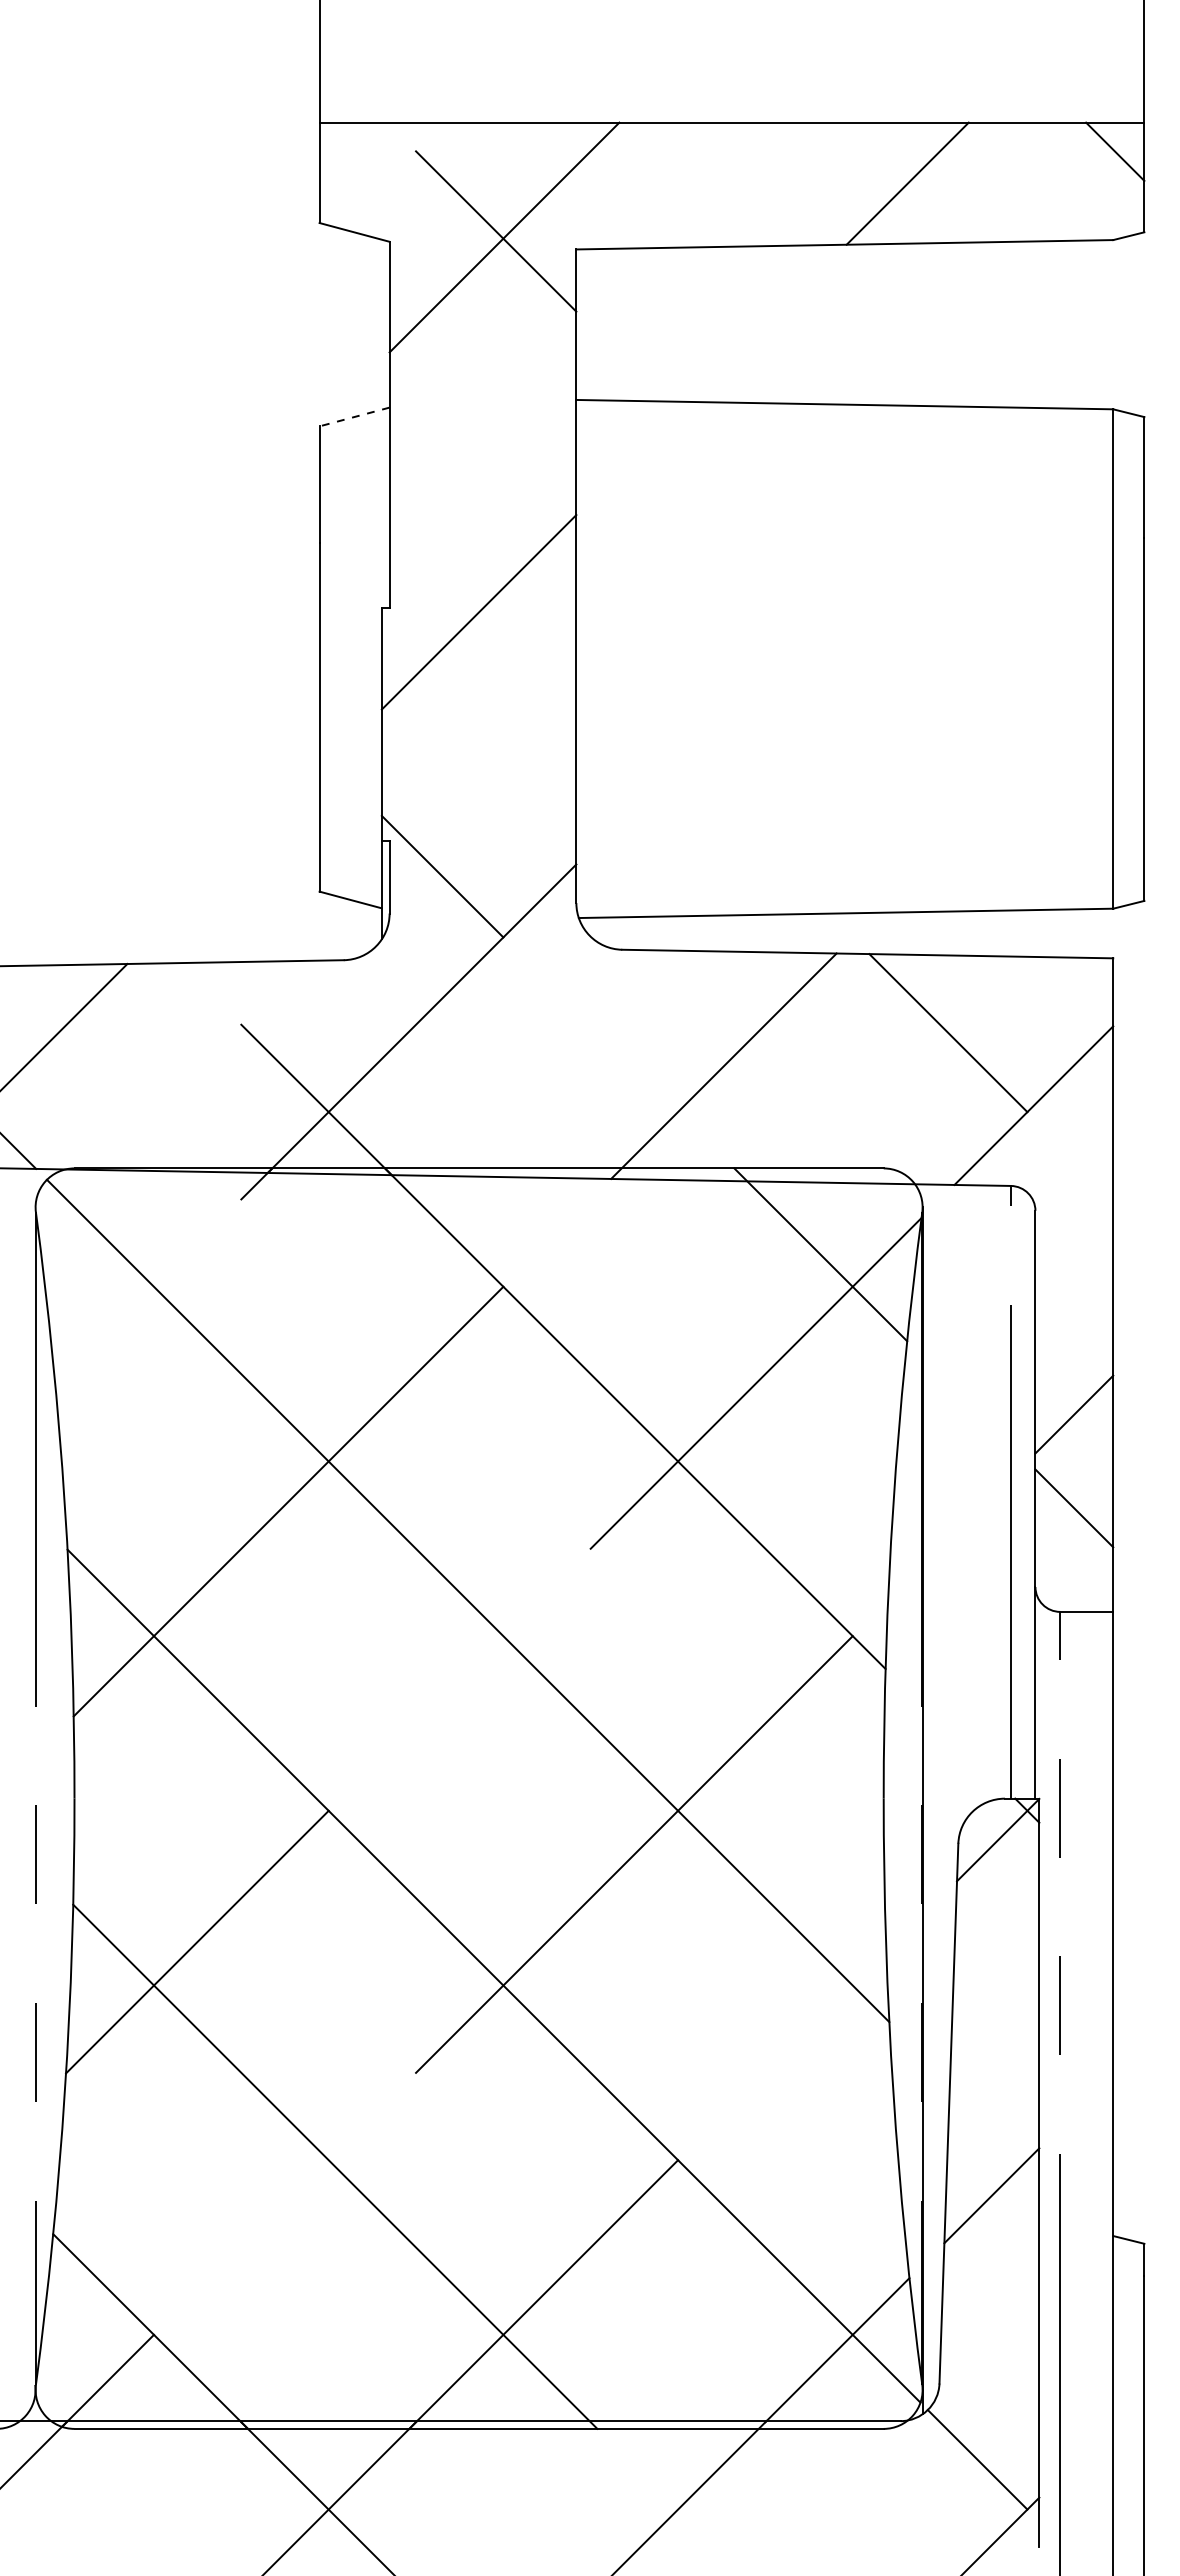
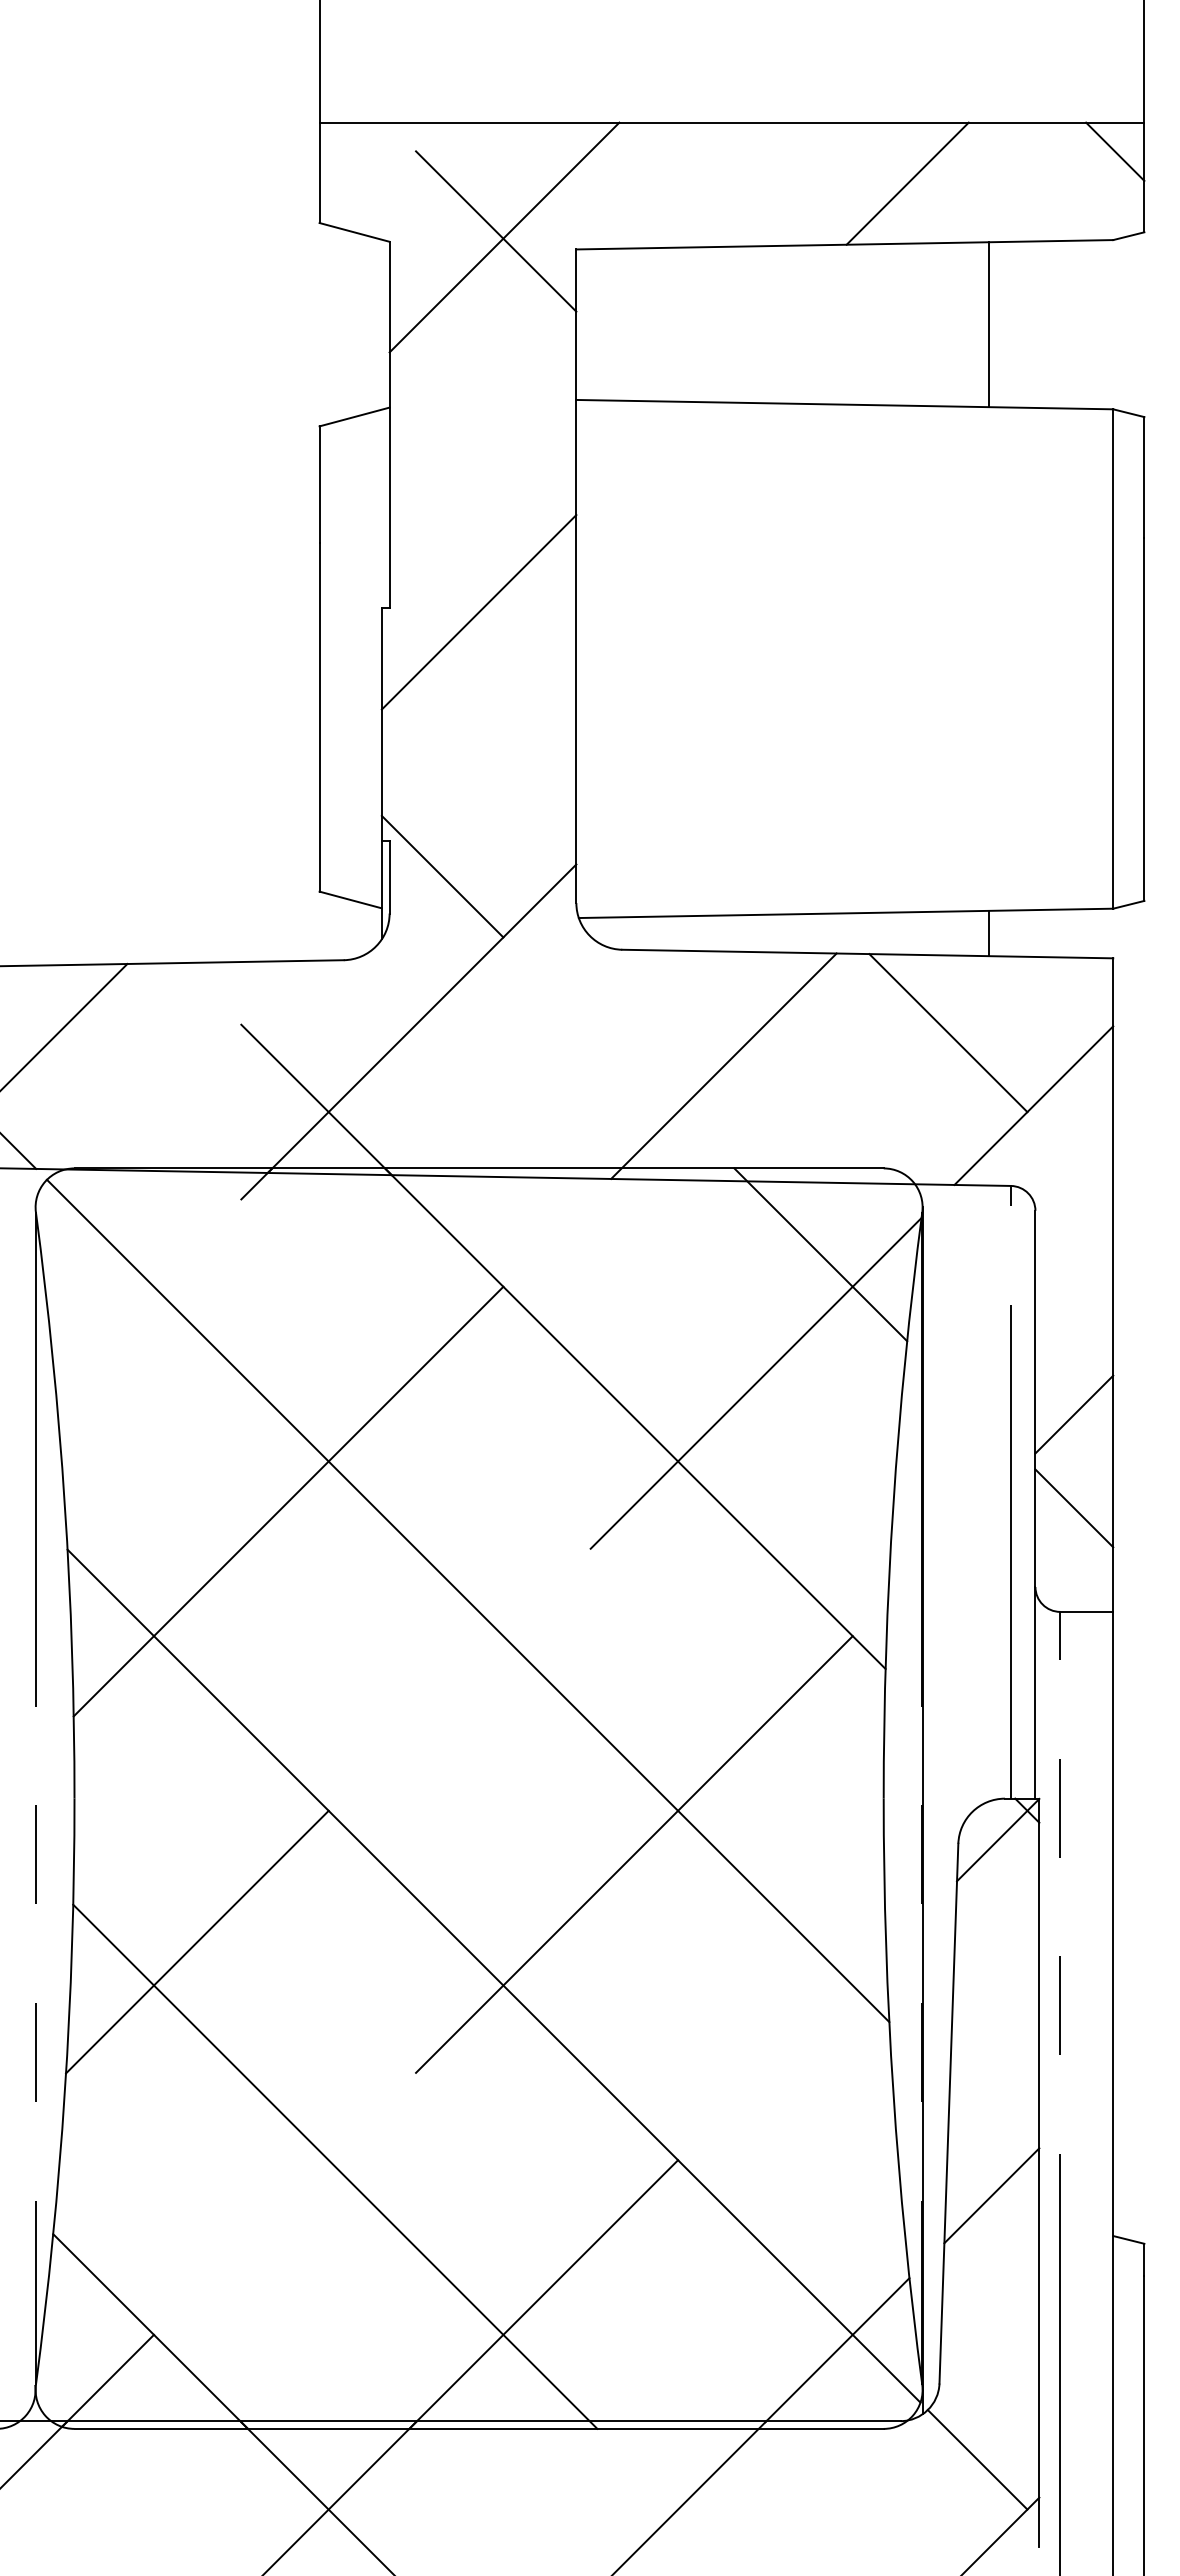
line: none -> present (988, 324)
line: dashed -> solid (354, 417)
line: none -> present (988, 933)
